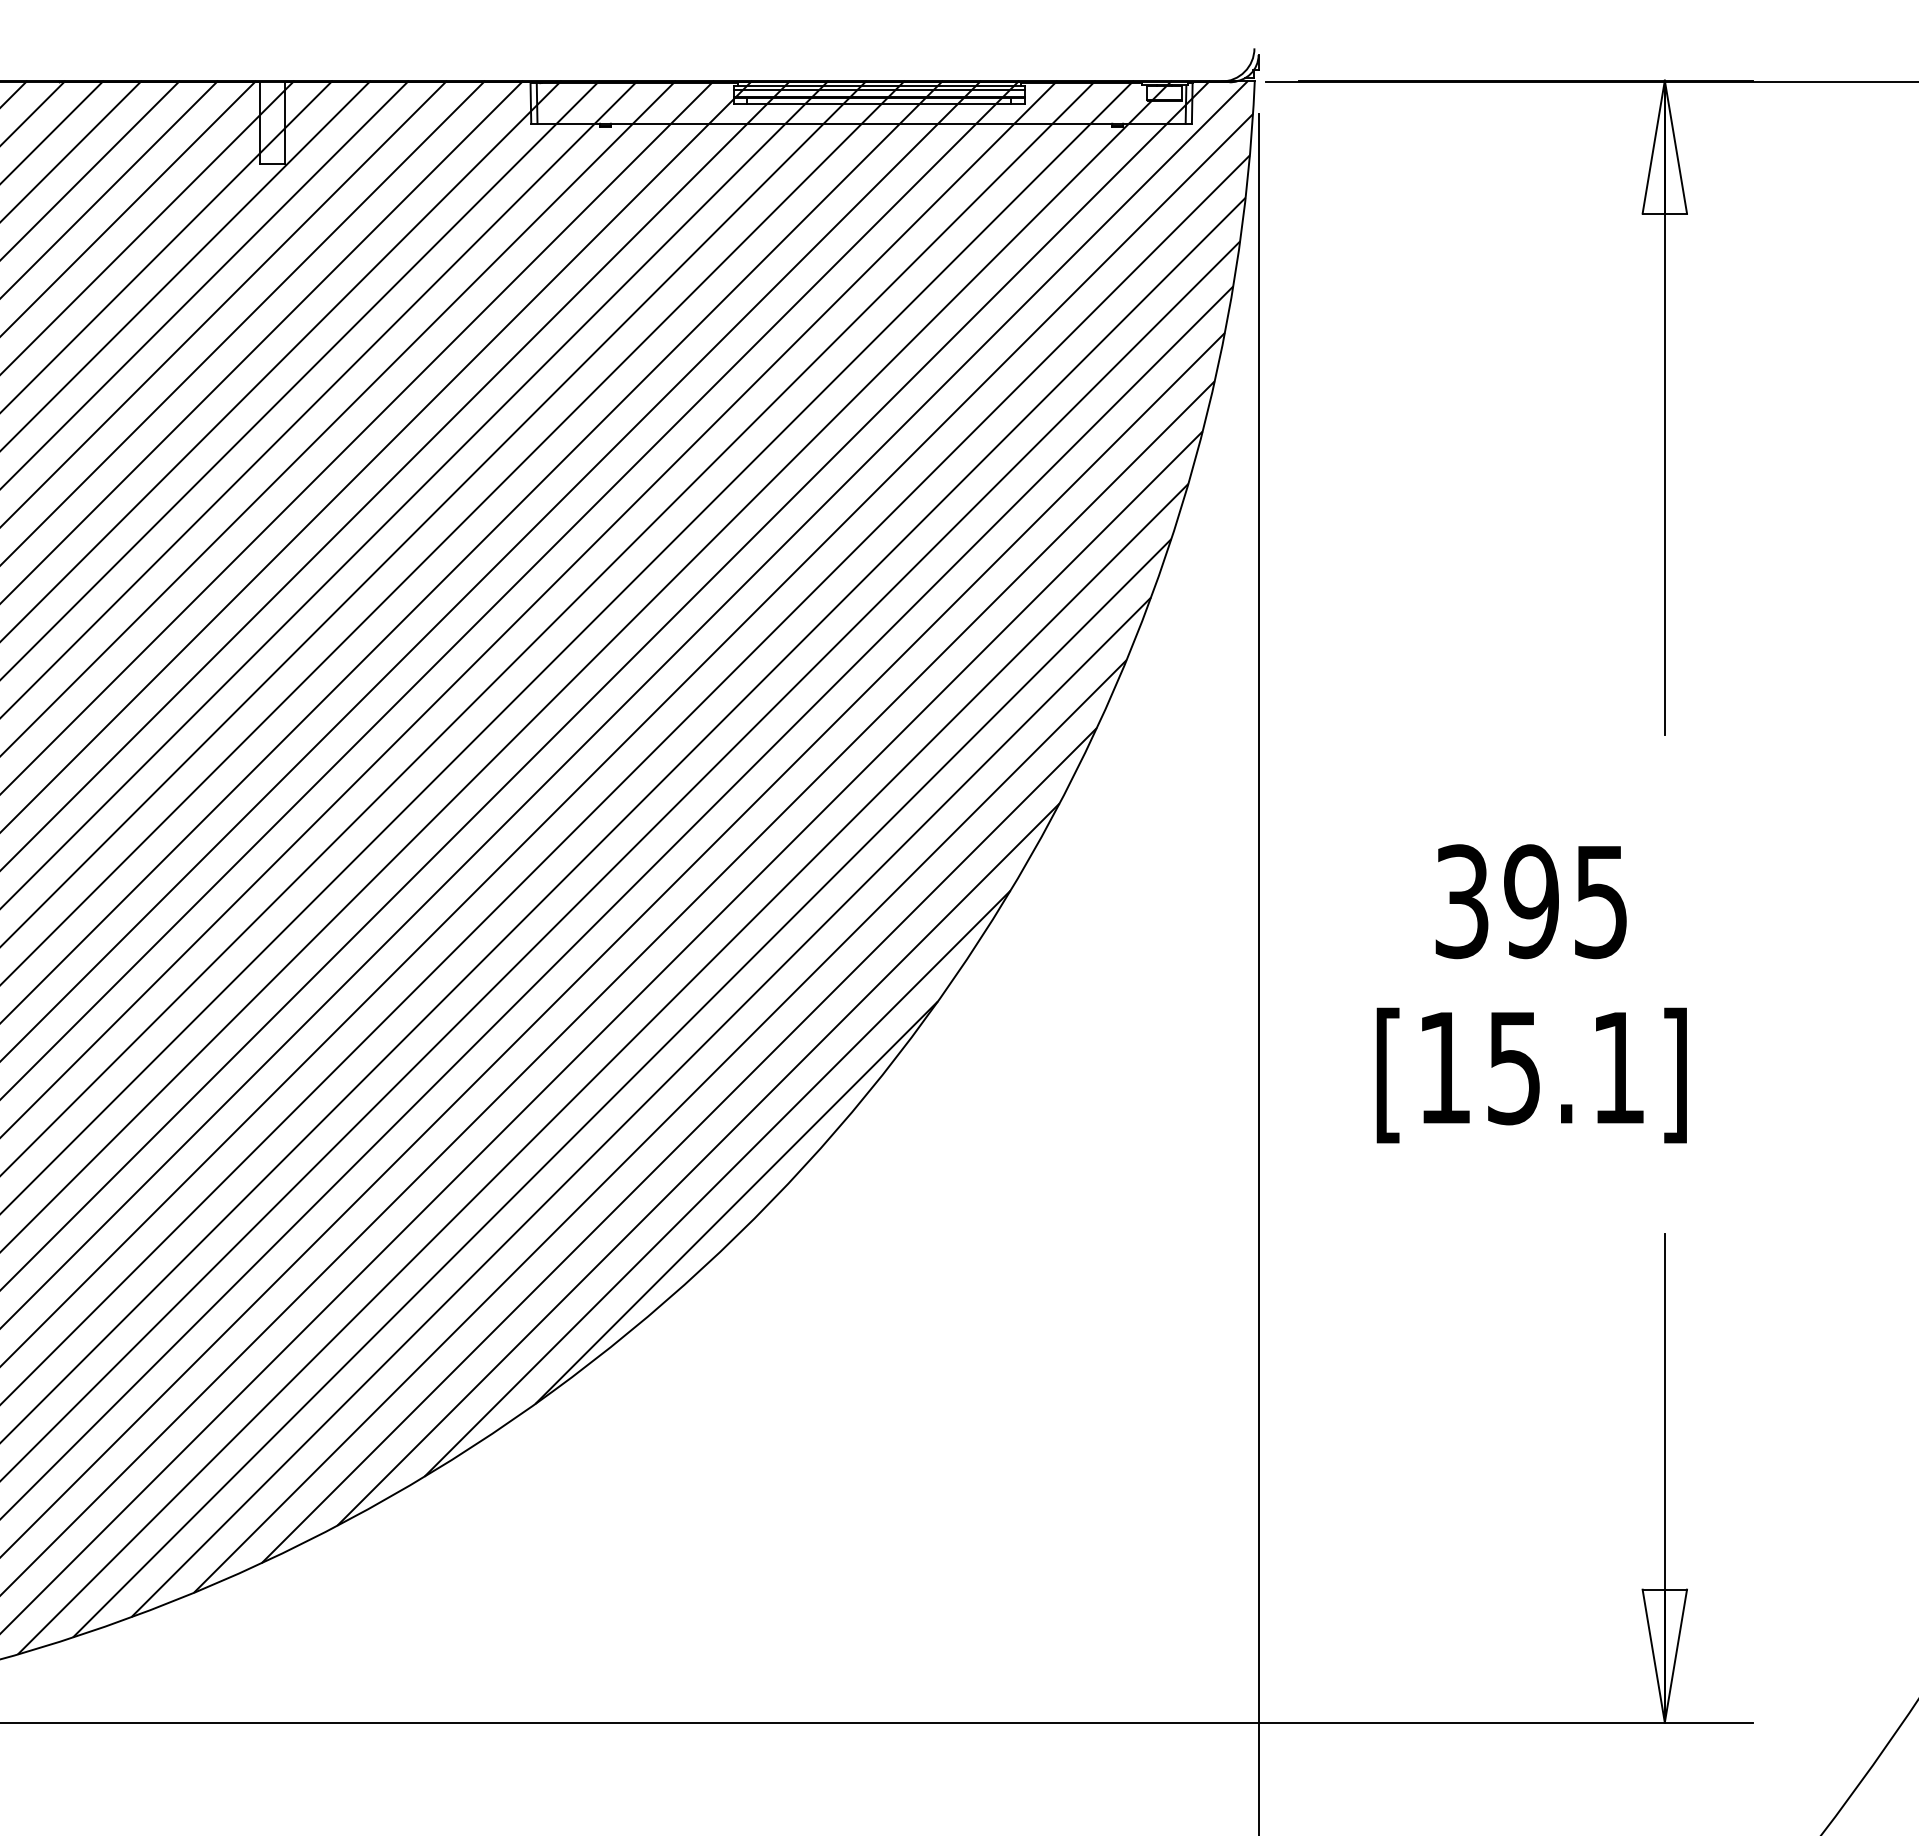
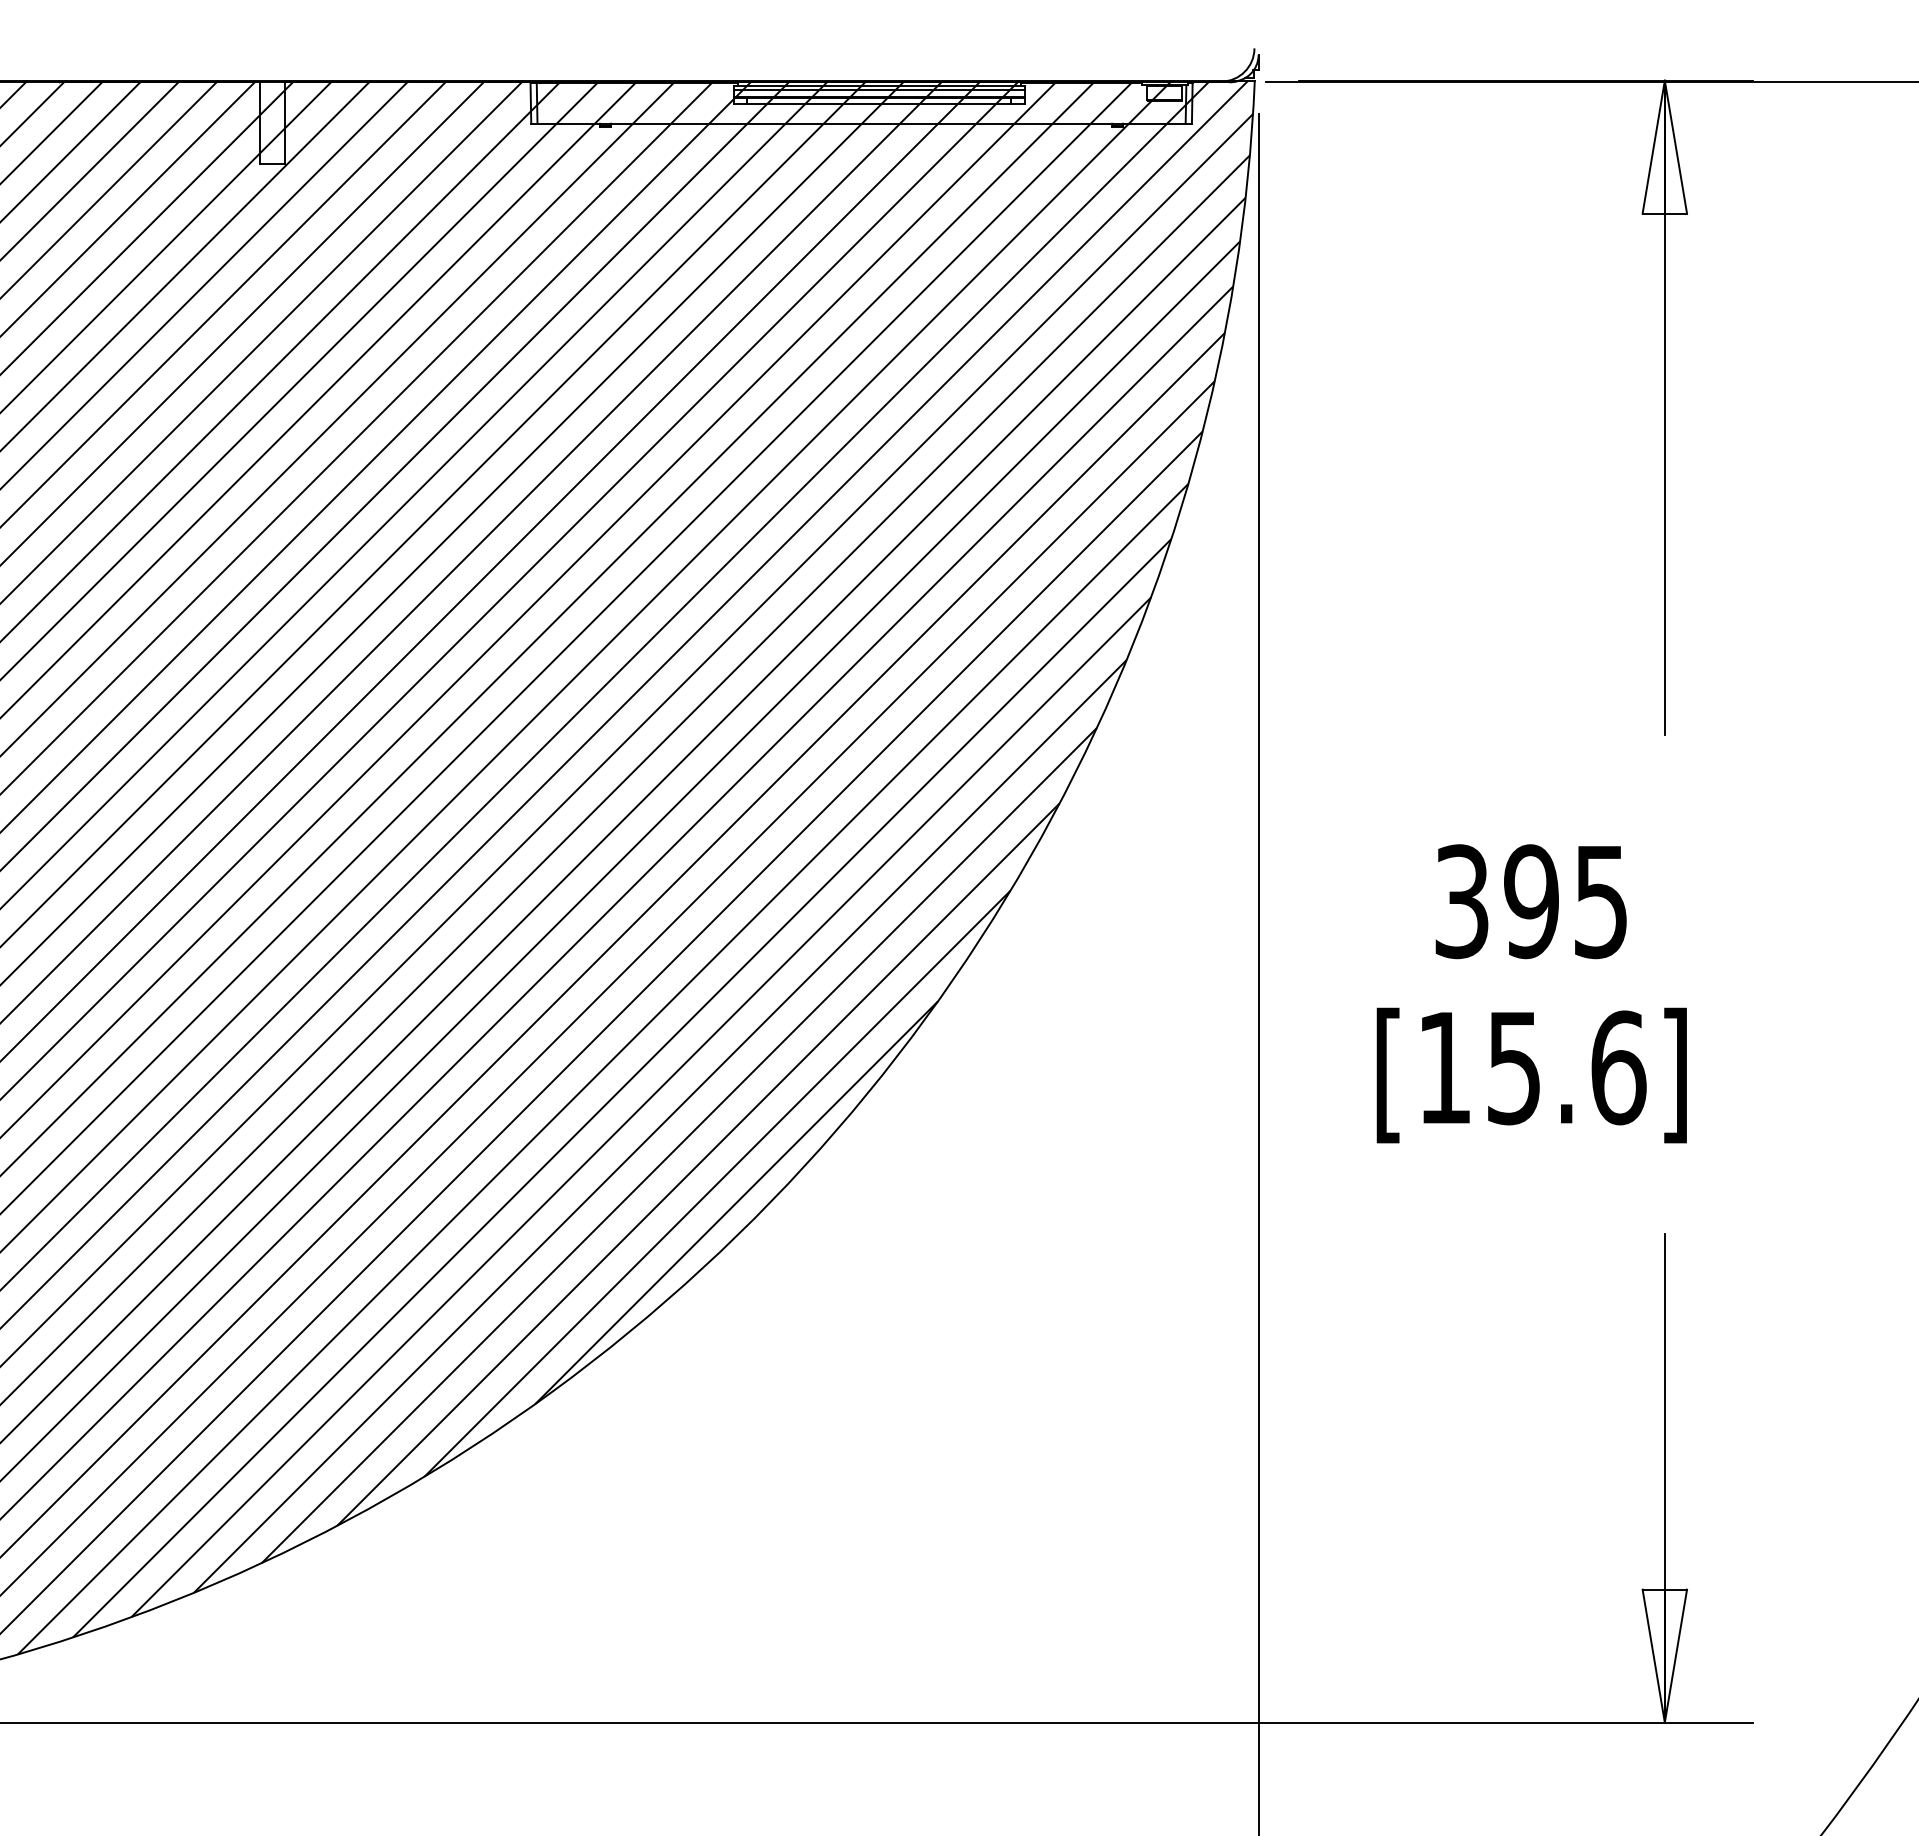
text: [15.1] -> [15.6] (1618, 1067)
